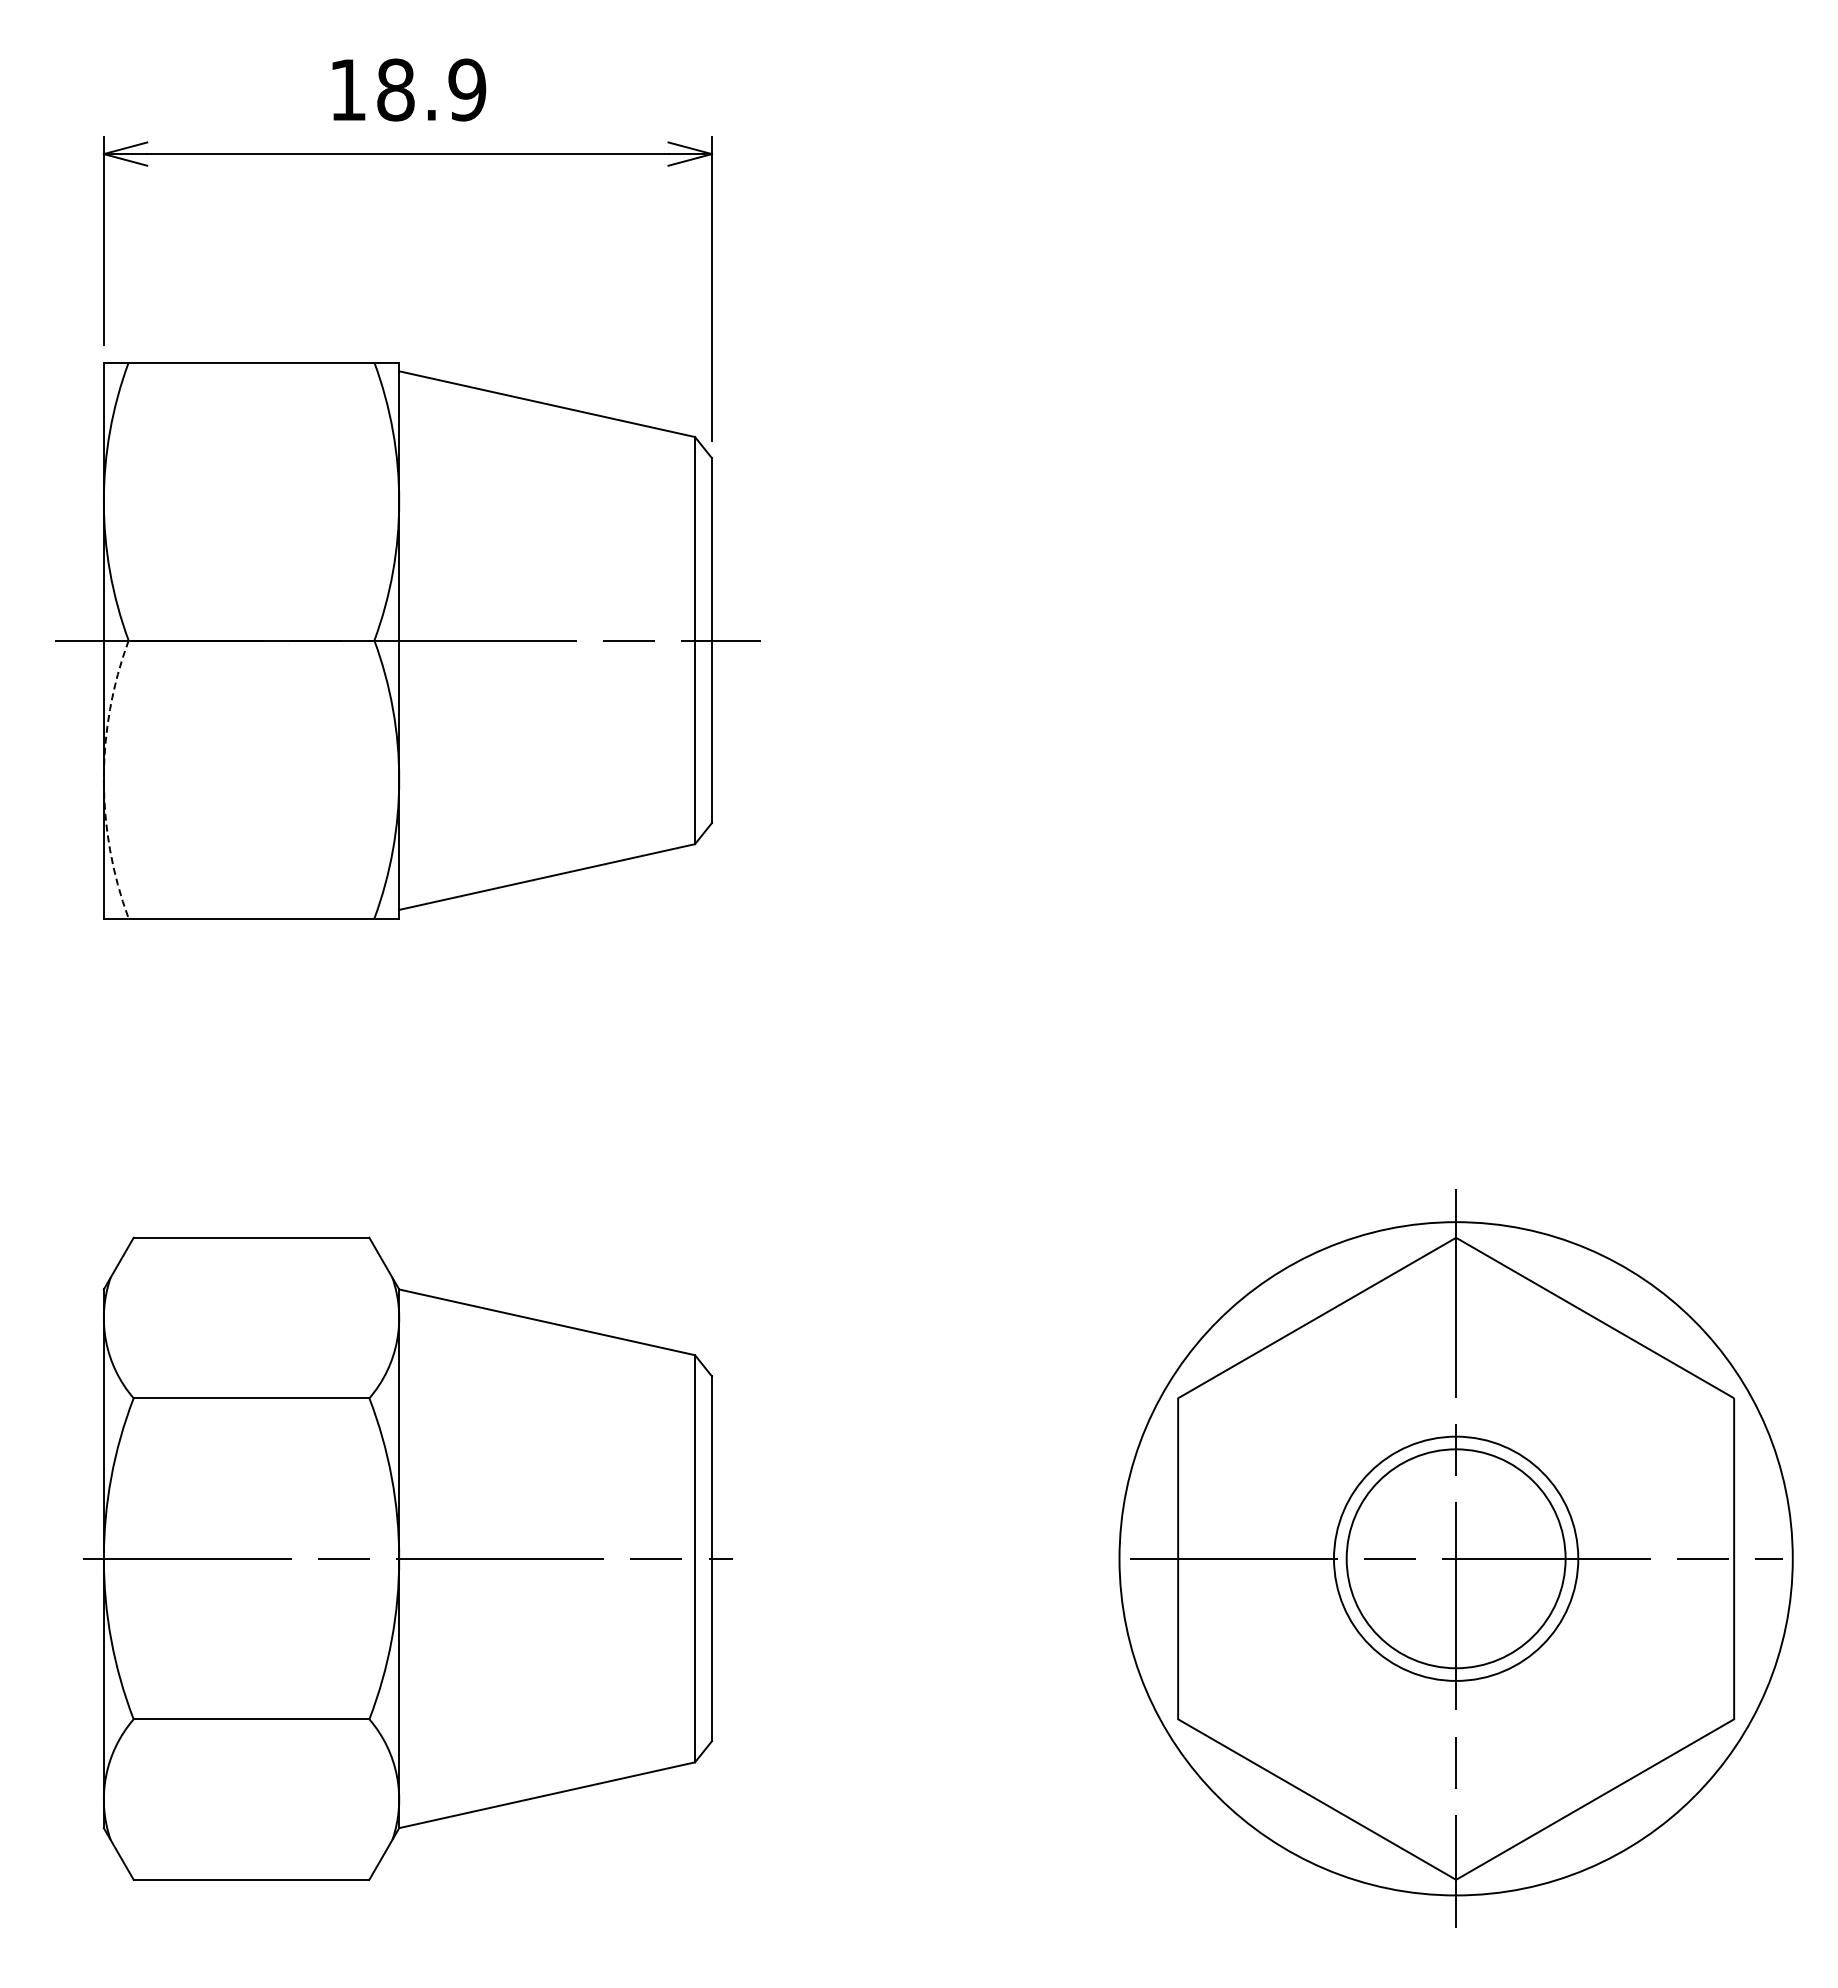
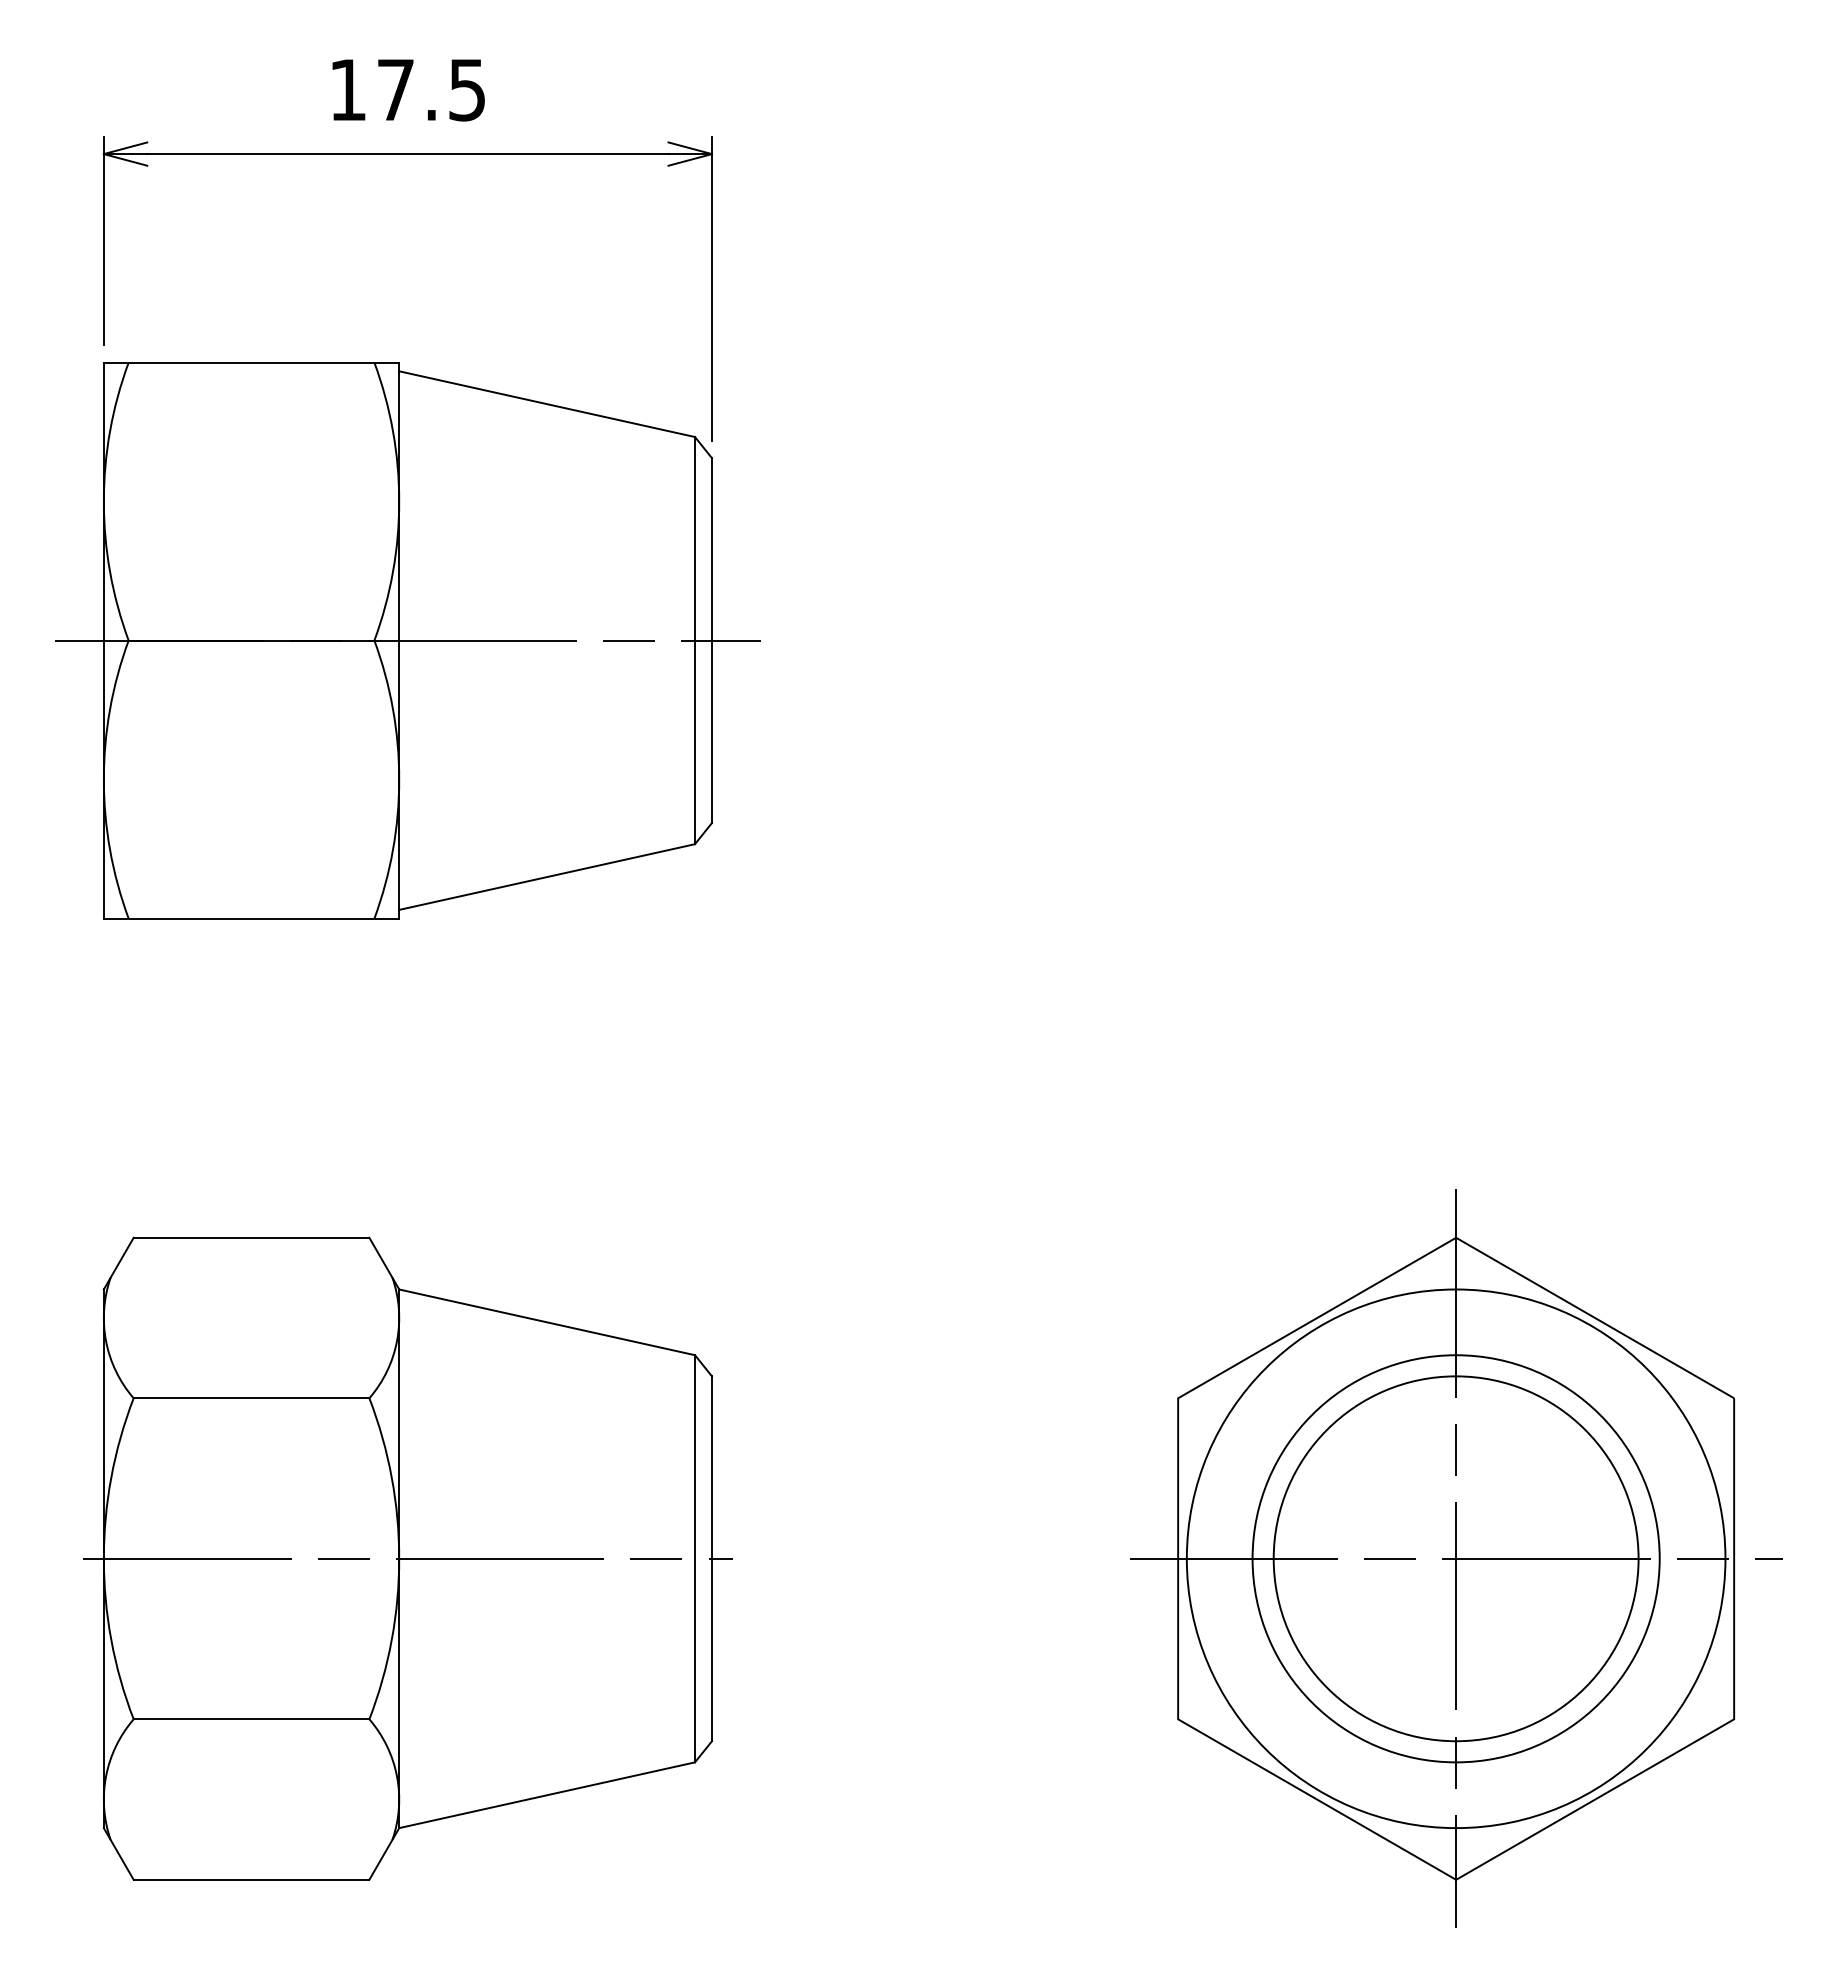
text: 18.9 -> 17.5 (431, 89)
arc: dashed -> solid (103, 779)
circle diameter: 219 px -> 365 px (1455, 1558)
circle diameter: 673 px -> 539 px (1455, 1558)
circle diameter: 244 px -> 407 px (1455, 1558)
